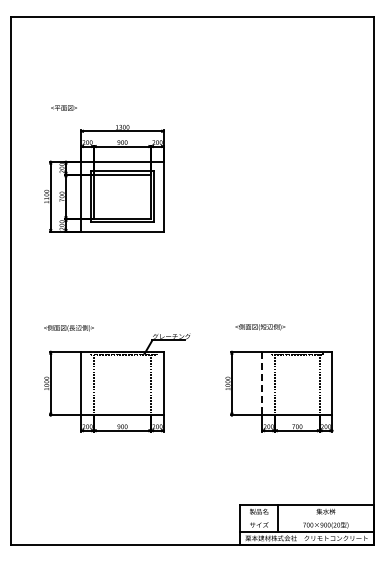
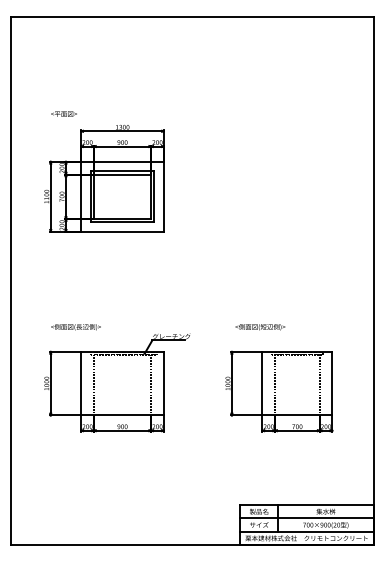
text position: (63, 107) -> (63, 113) (63, 113)
text position: (68, 328) -> (75, 327) (75, 327)
line: dashed -> solid (262, 383)
line: none -> present (306, 518)
